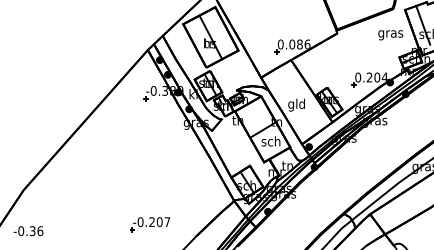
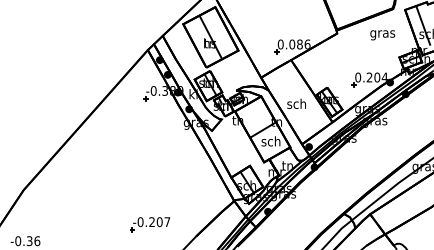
text position: (390, 35) -> (382, 35) (382, 35)
text: gld -> sch (296, 104)
text position: (28, 231) -> (25, 241) (25, 241)
